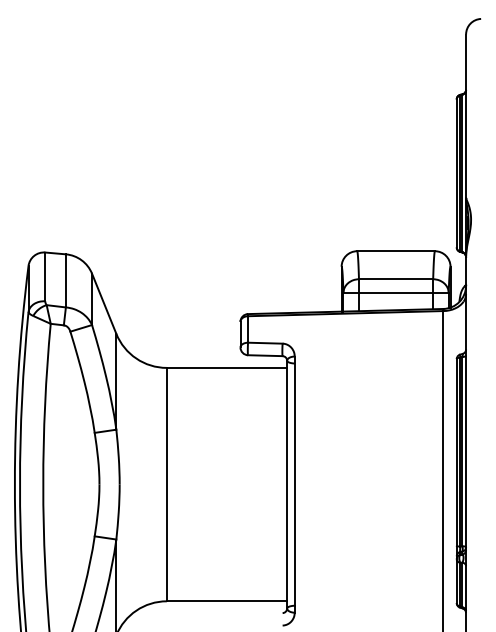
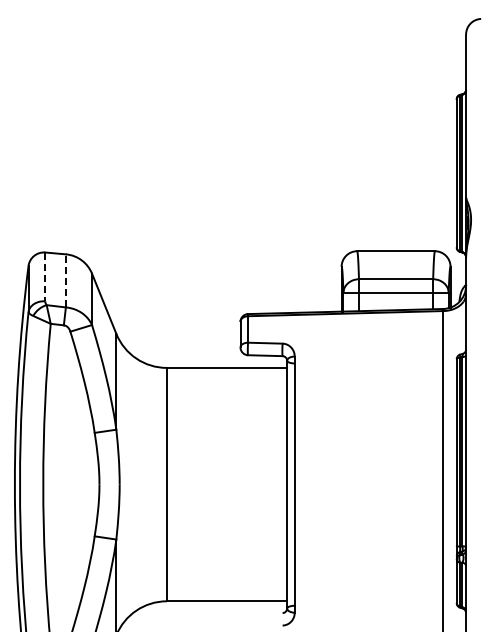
line: solid -> dashed (45, 277)
line: solid -> dashed (65, 280)
